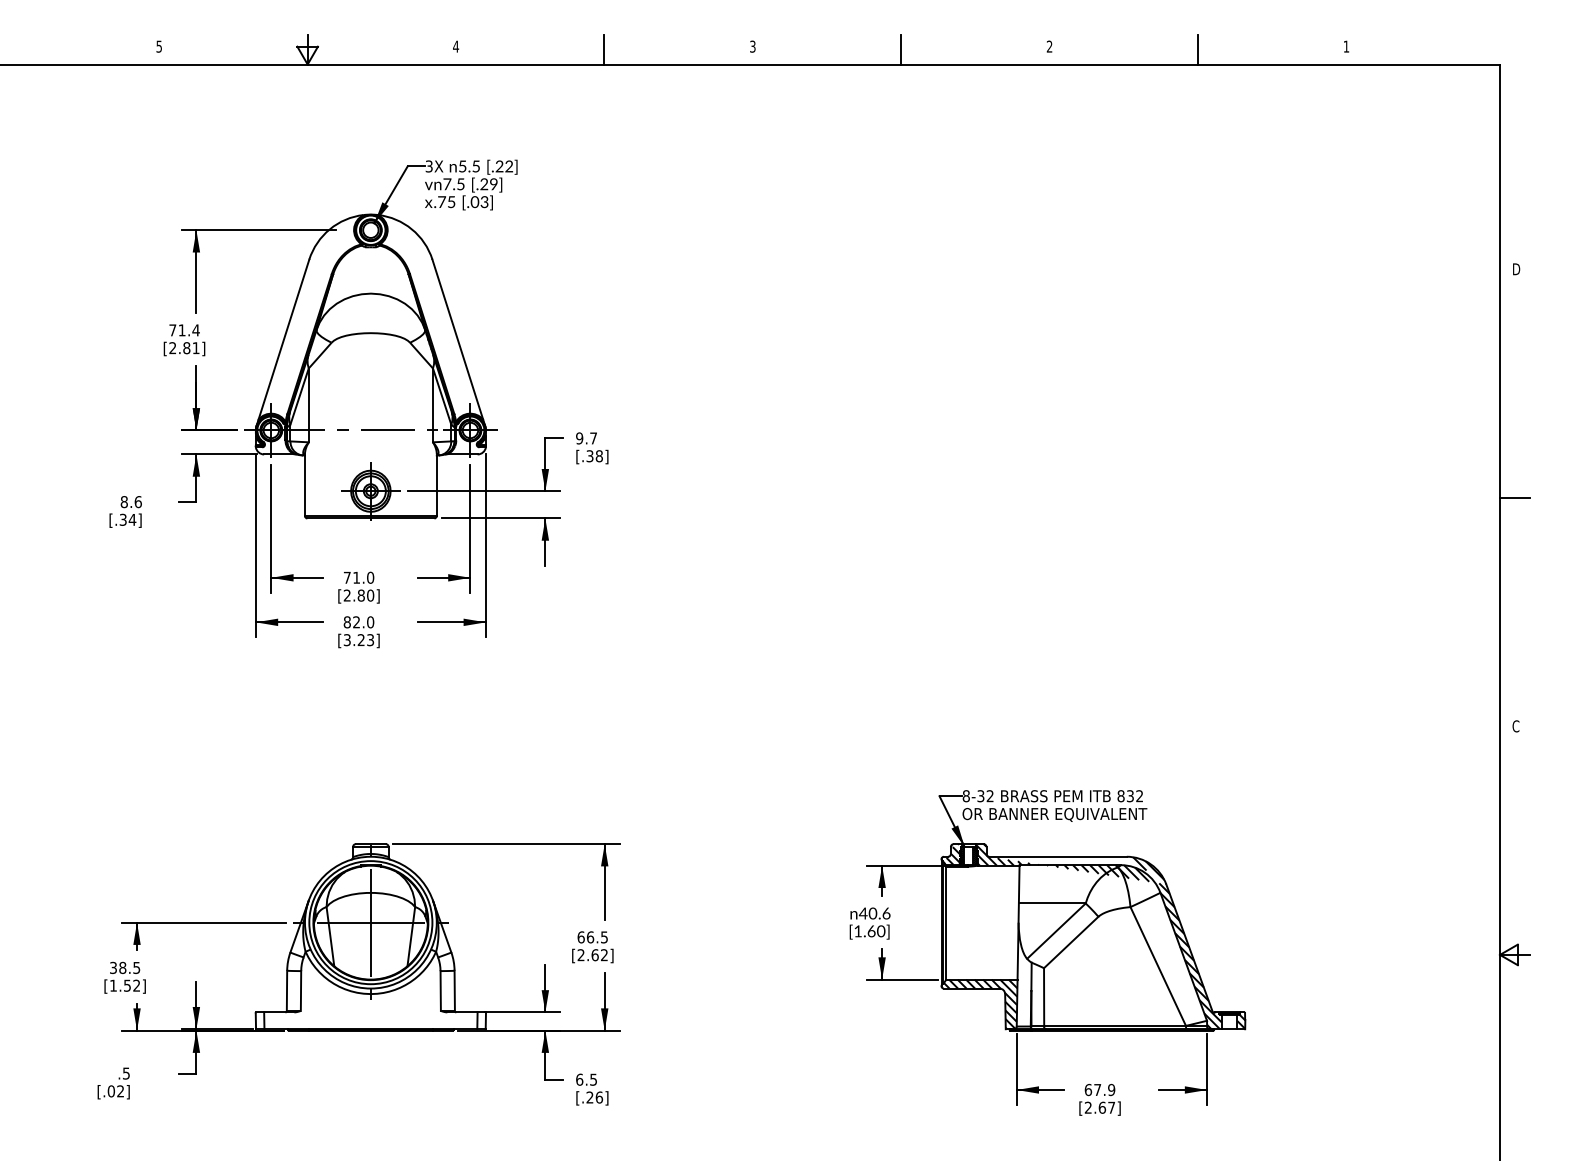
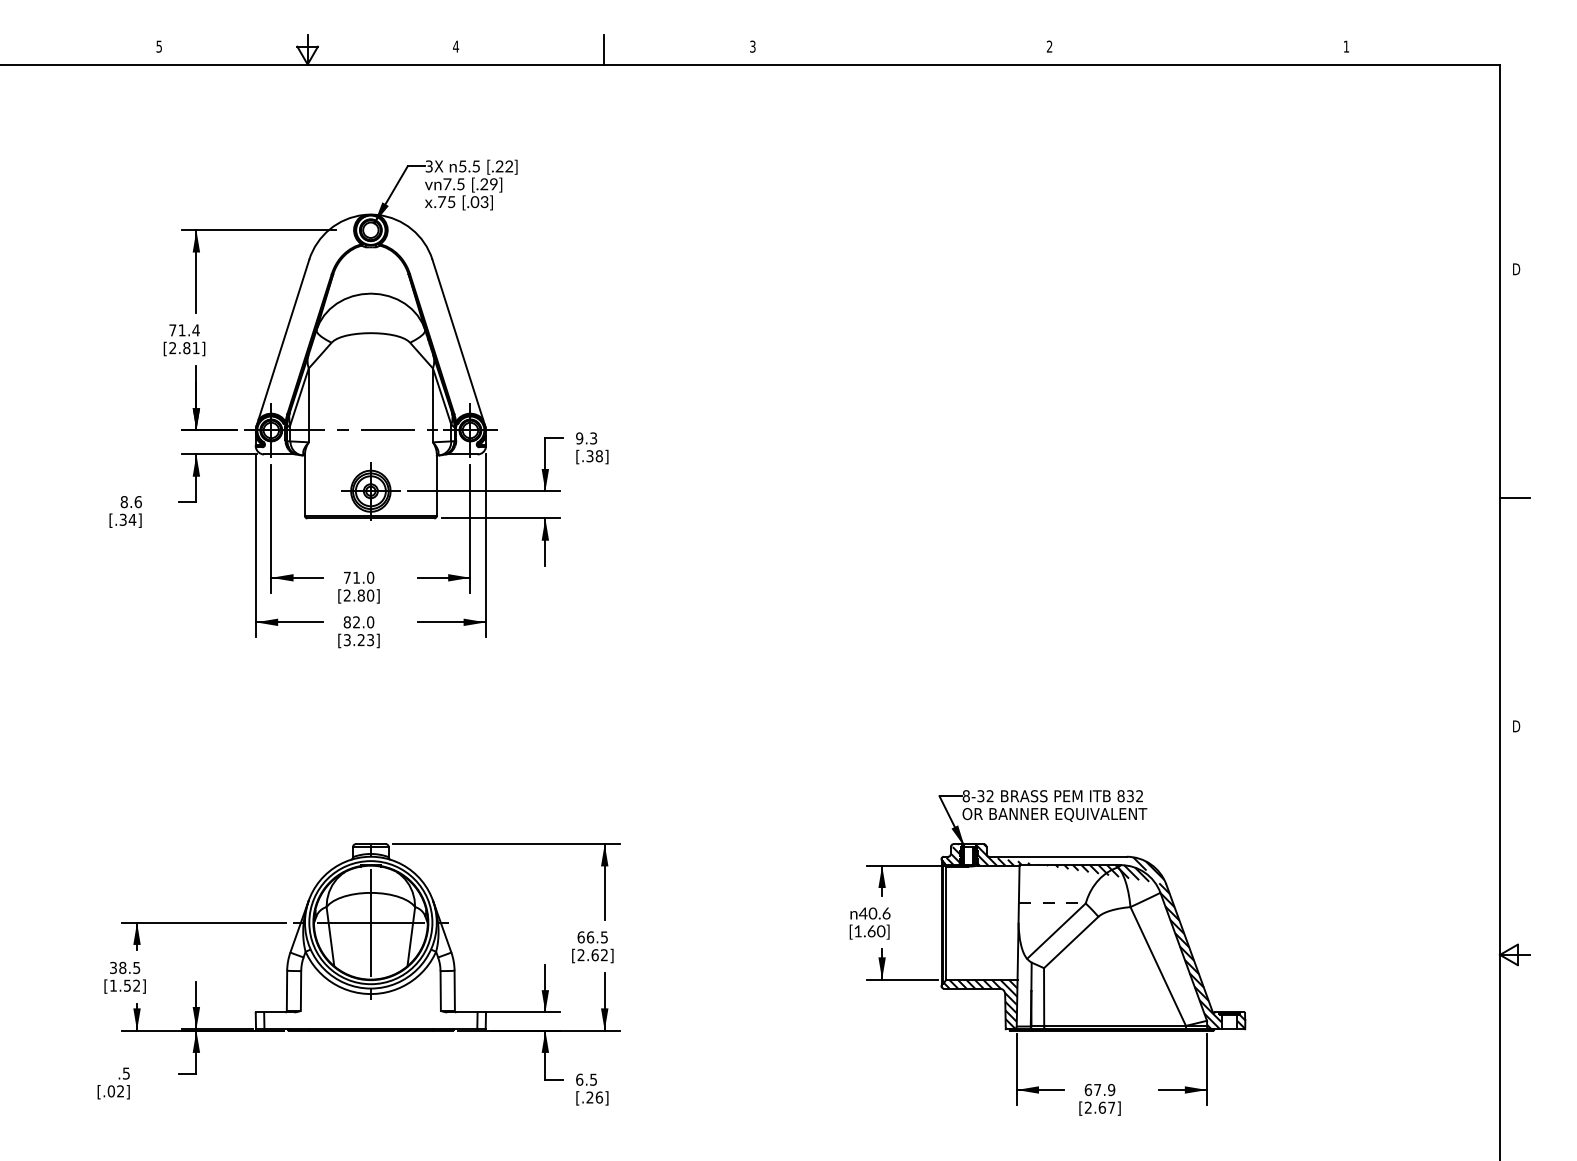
line: present -> none (901, 49)
line: present -> none (1198, 49)
text: 9.7 -> 9.3 (593, 438)
text: C -> D (1516, 726)
line: solid -> dashed (1052, 903)
